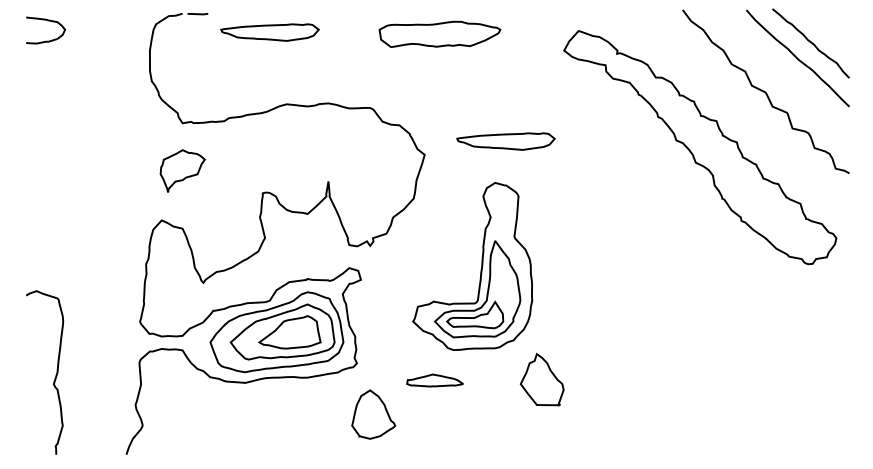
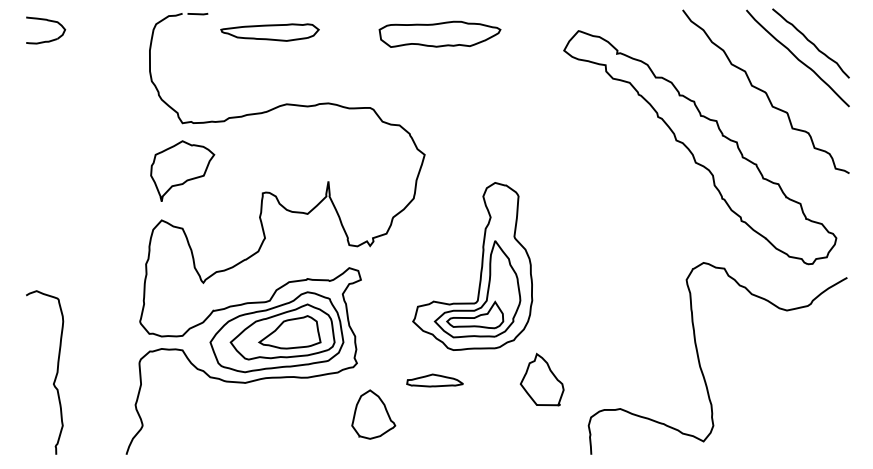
part: present -> none (505, 141)
part size: 47x44 px -> 66x62 px (182, 170)
curve: none -> present (700, 362)
